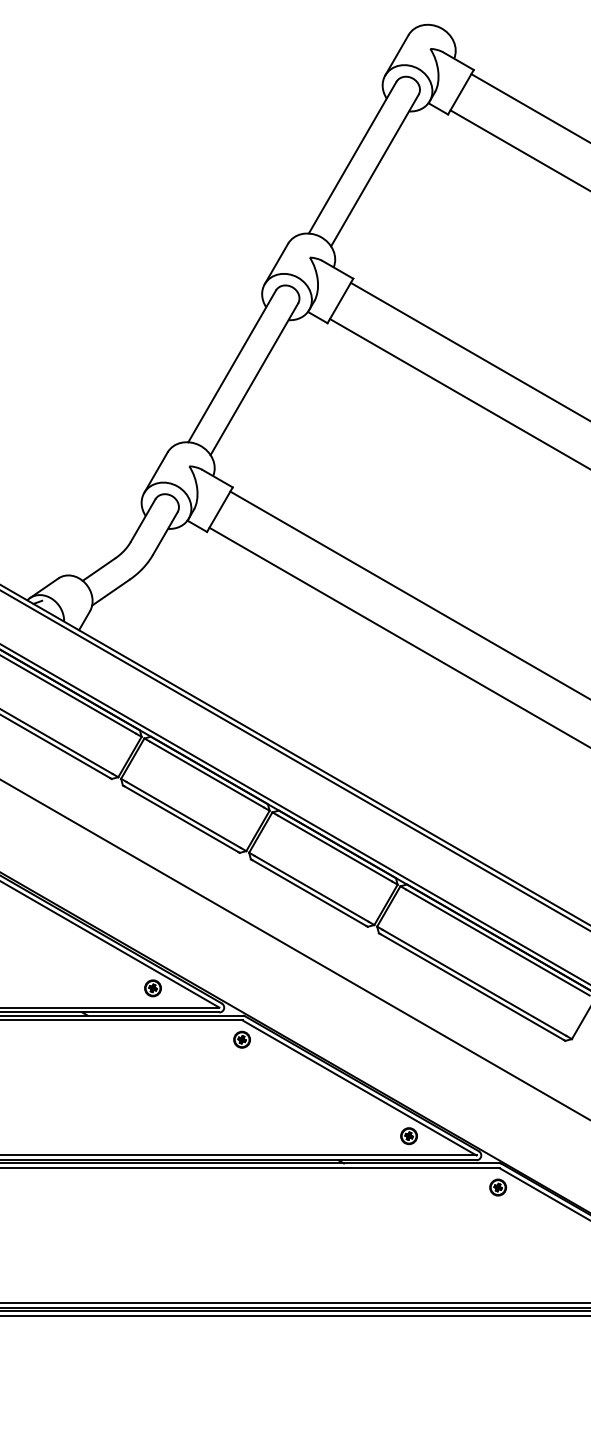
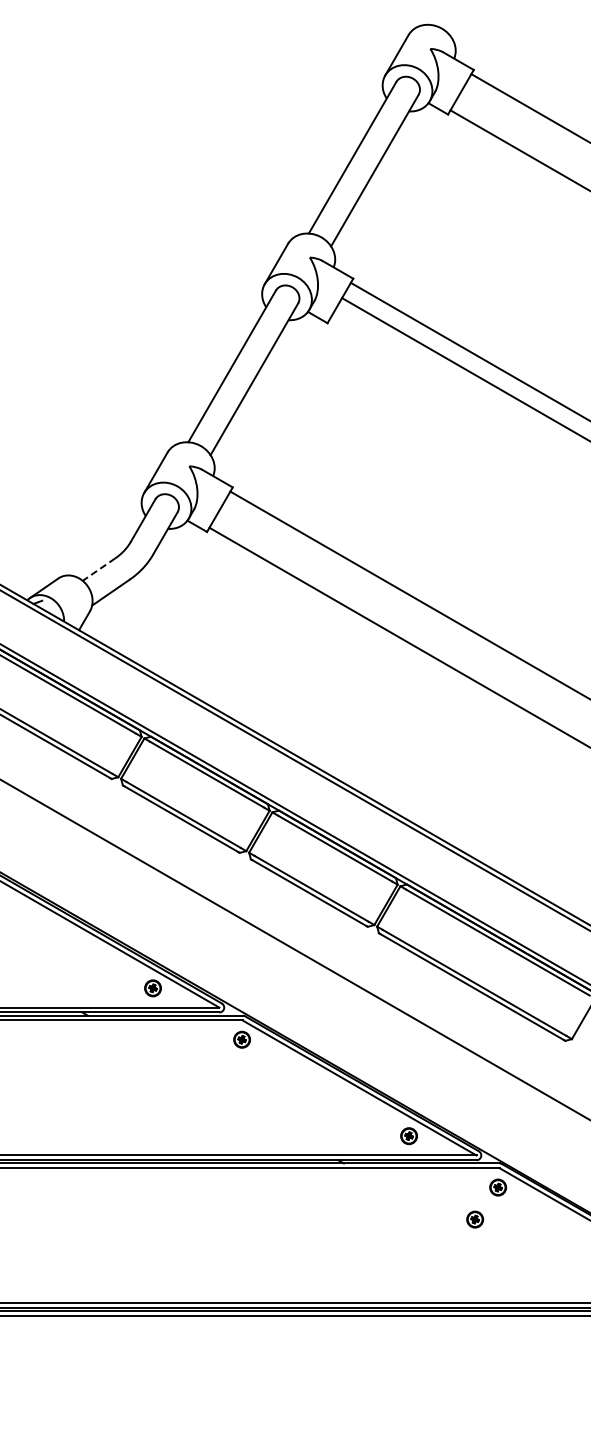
line position: (458, 393) -> (464, 368) (464, 368)
line: solid -> dashed (98, 569)
part: none -> present (475, 1219)
